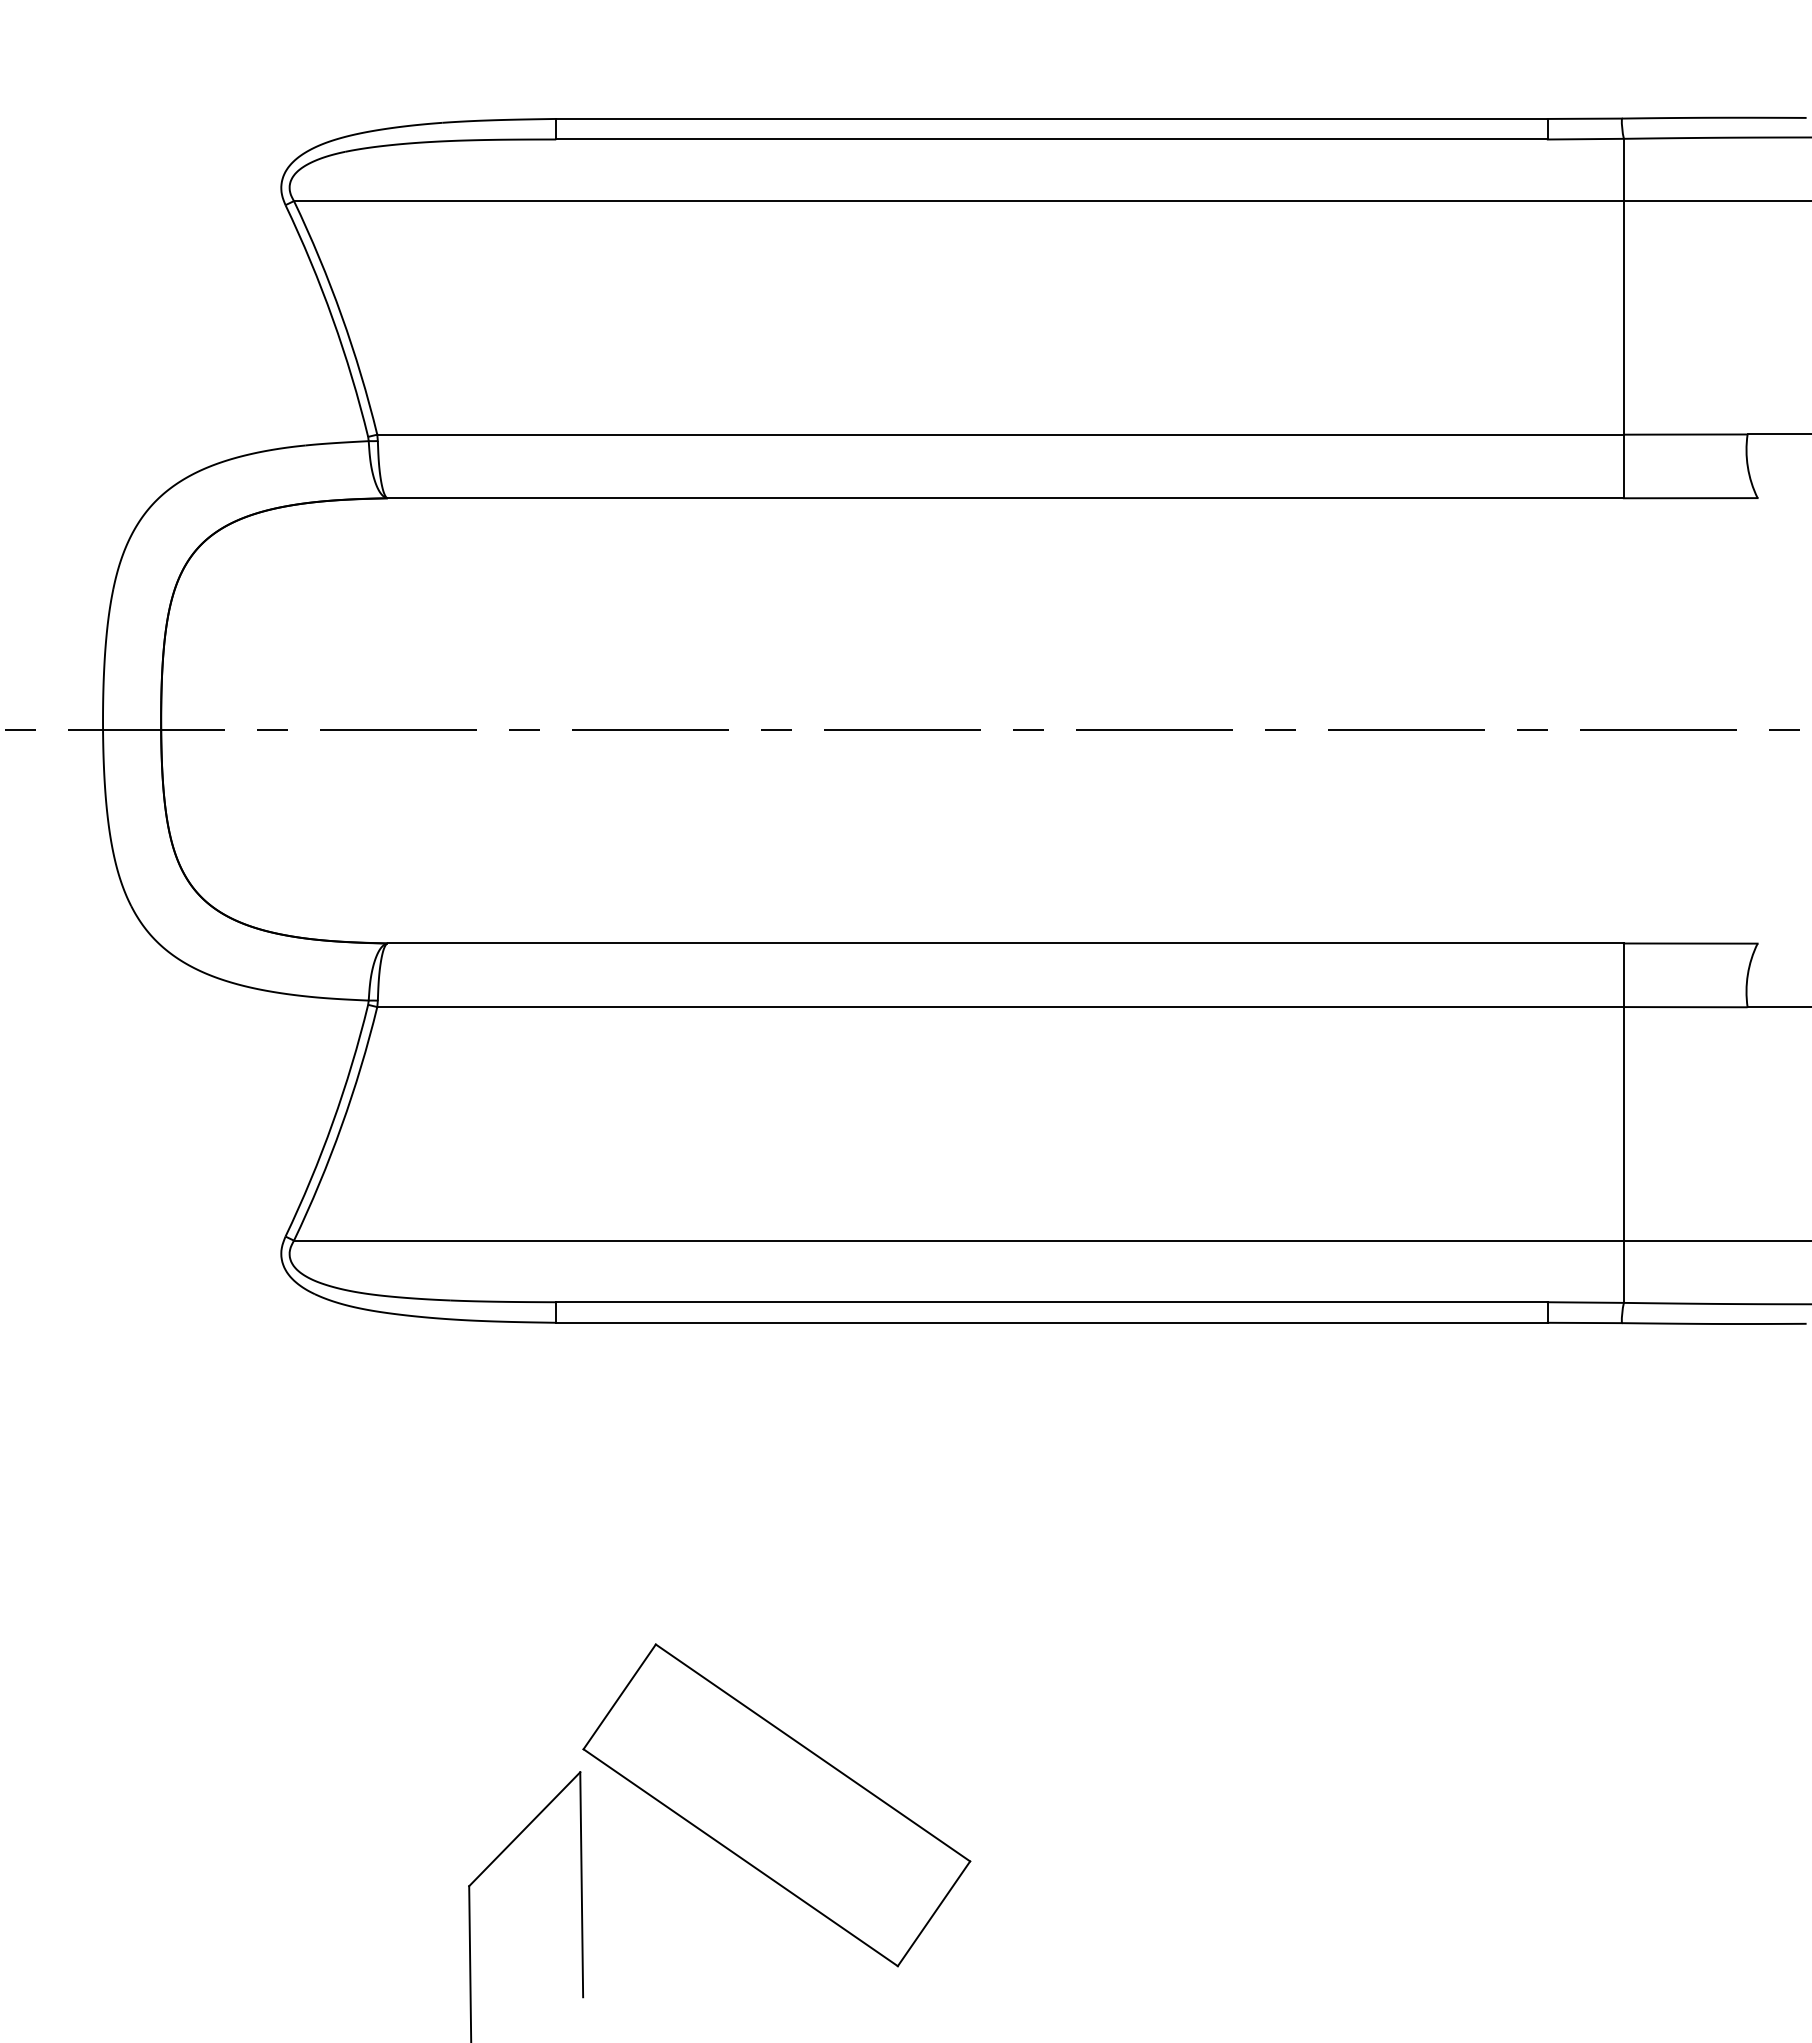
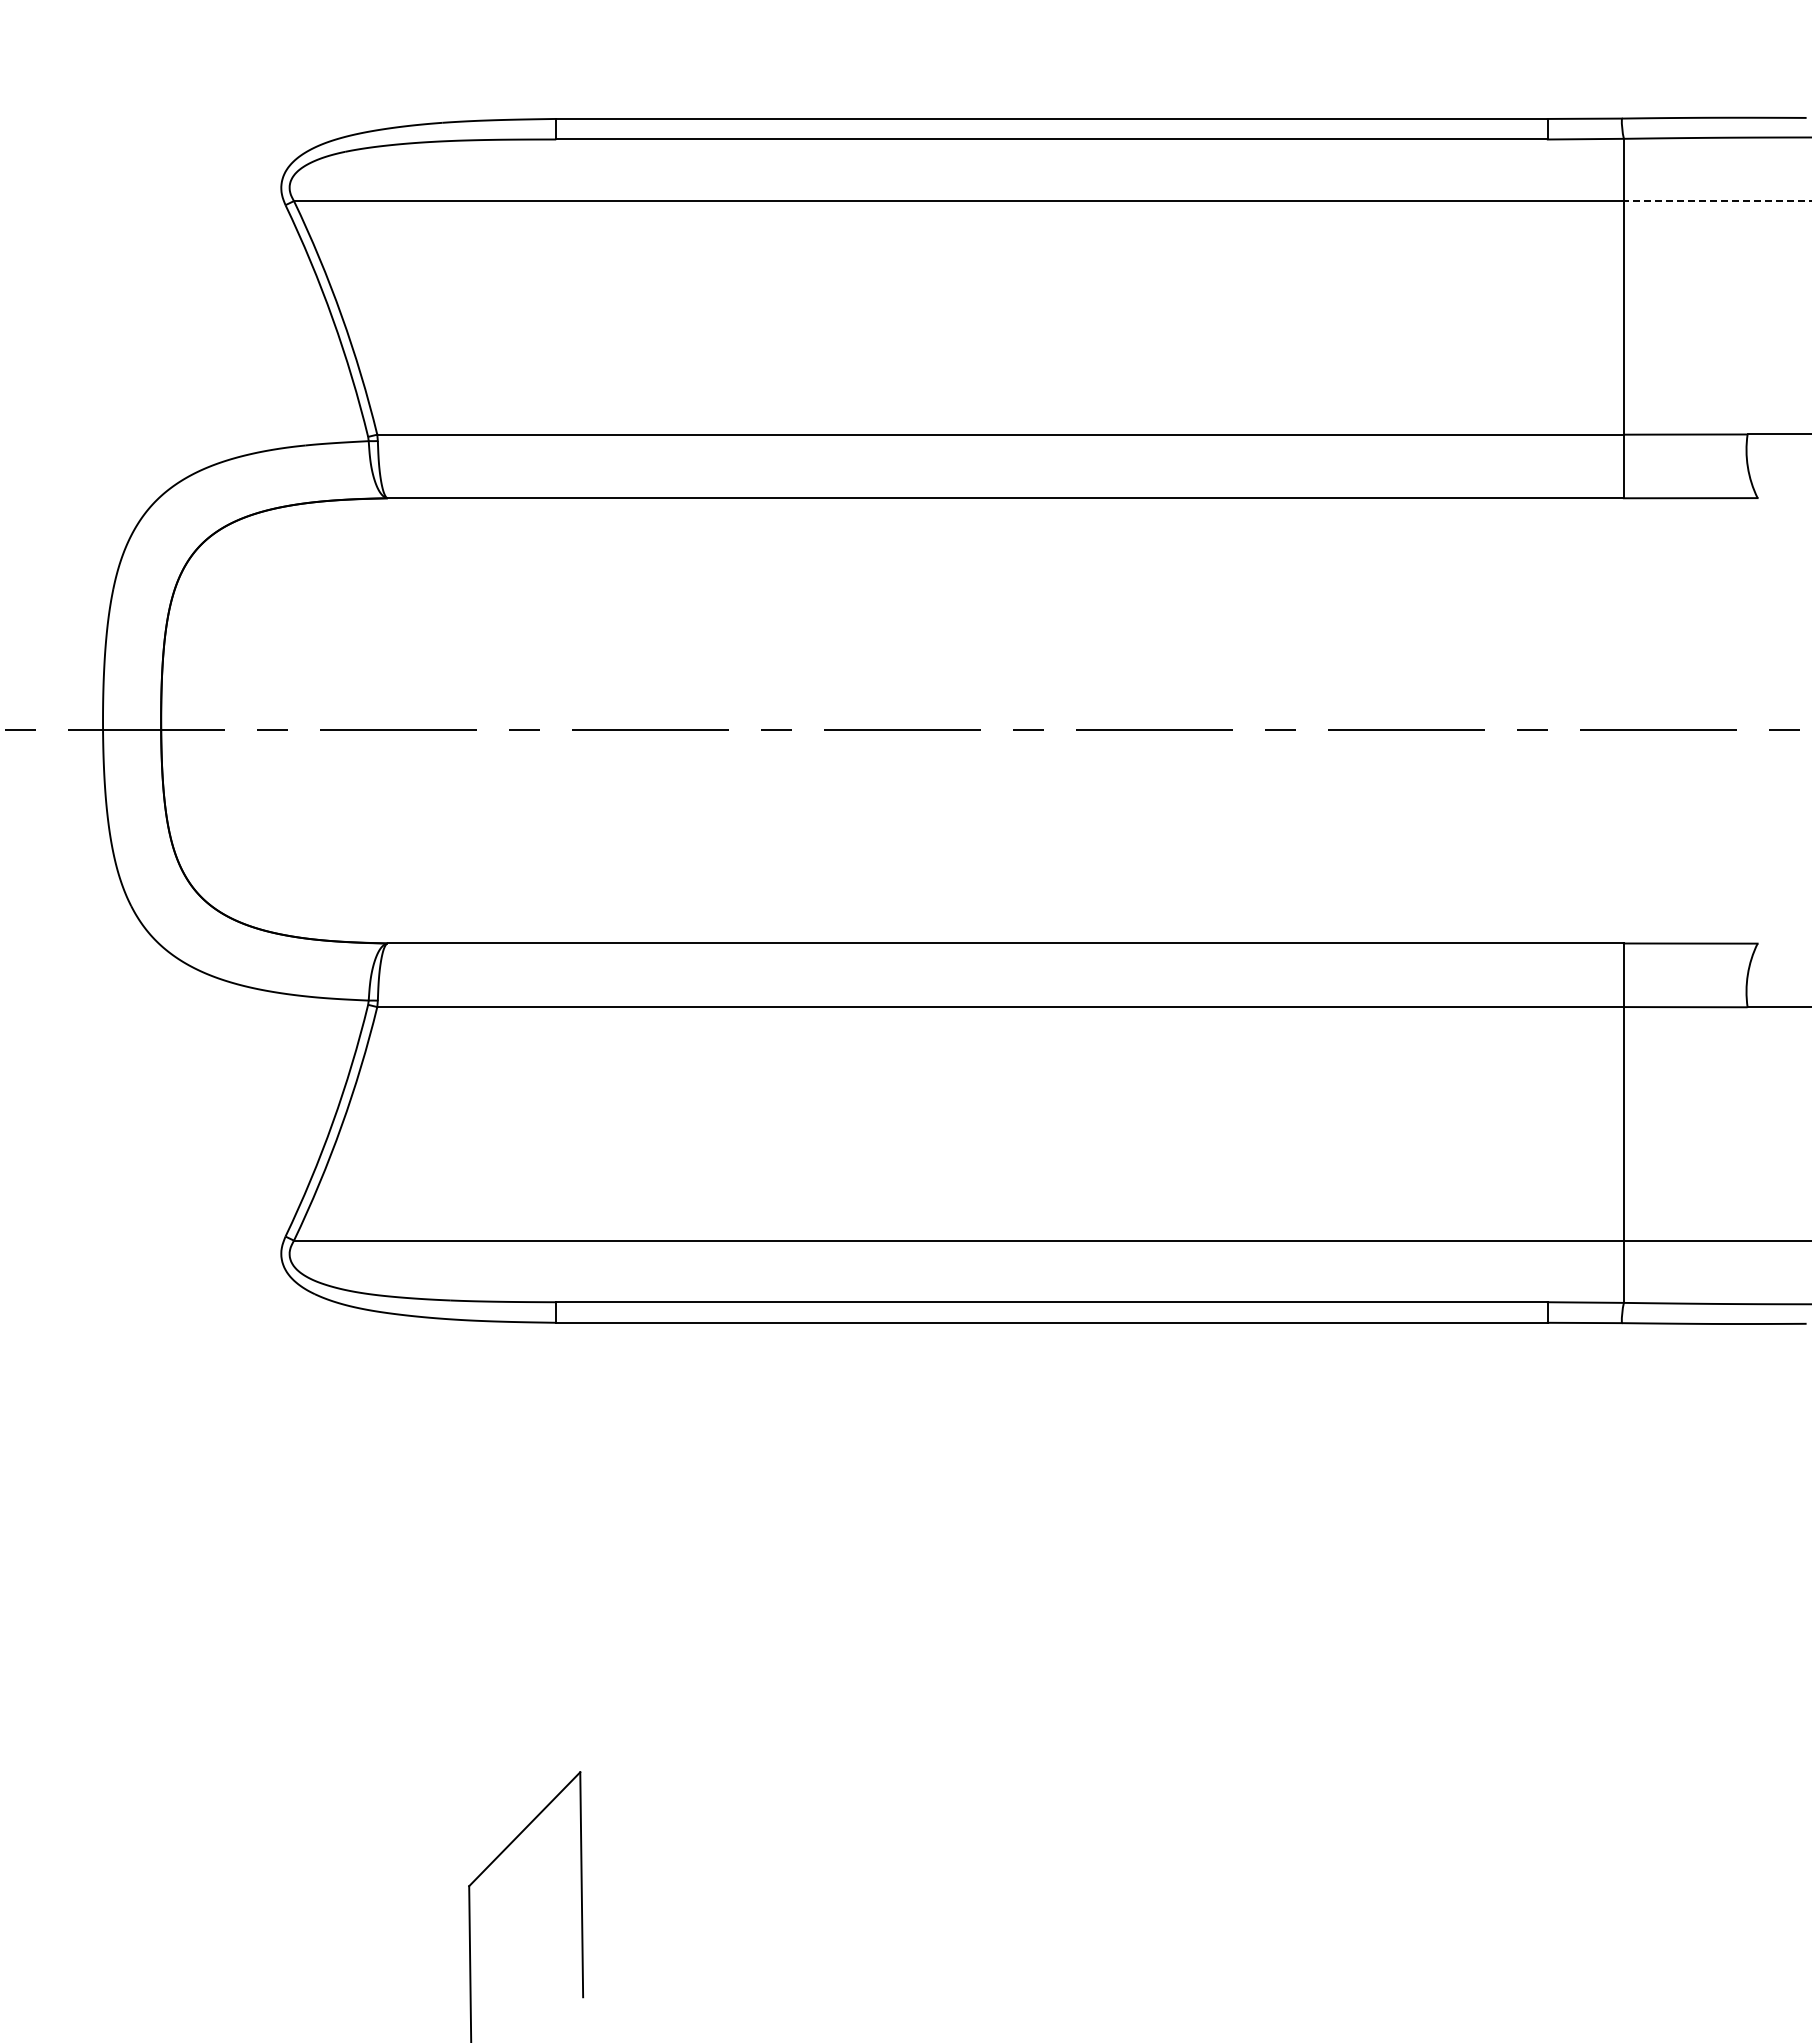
line: solid -> dashed (1717, 201)
part: present -> none (776, 1805)
